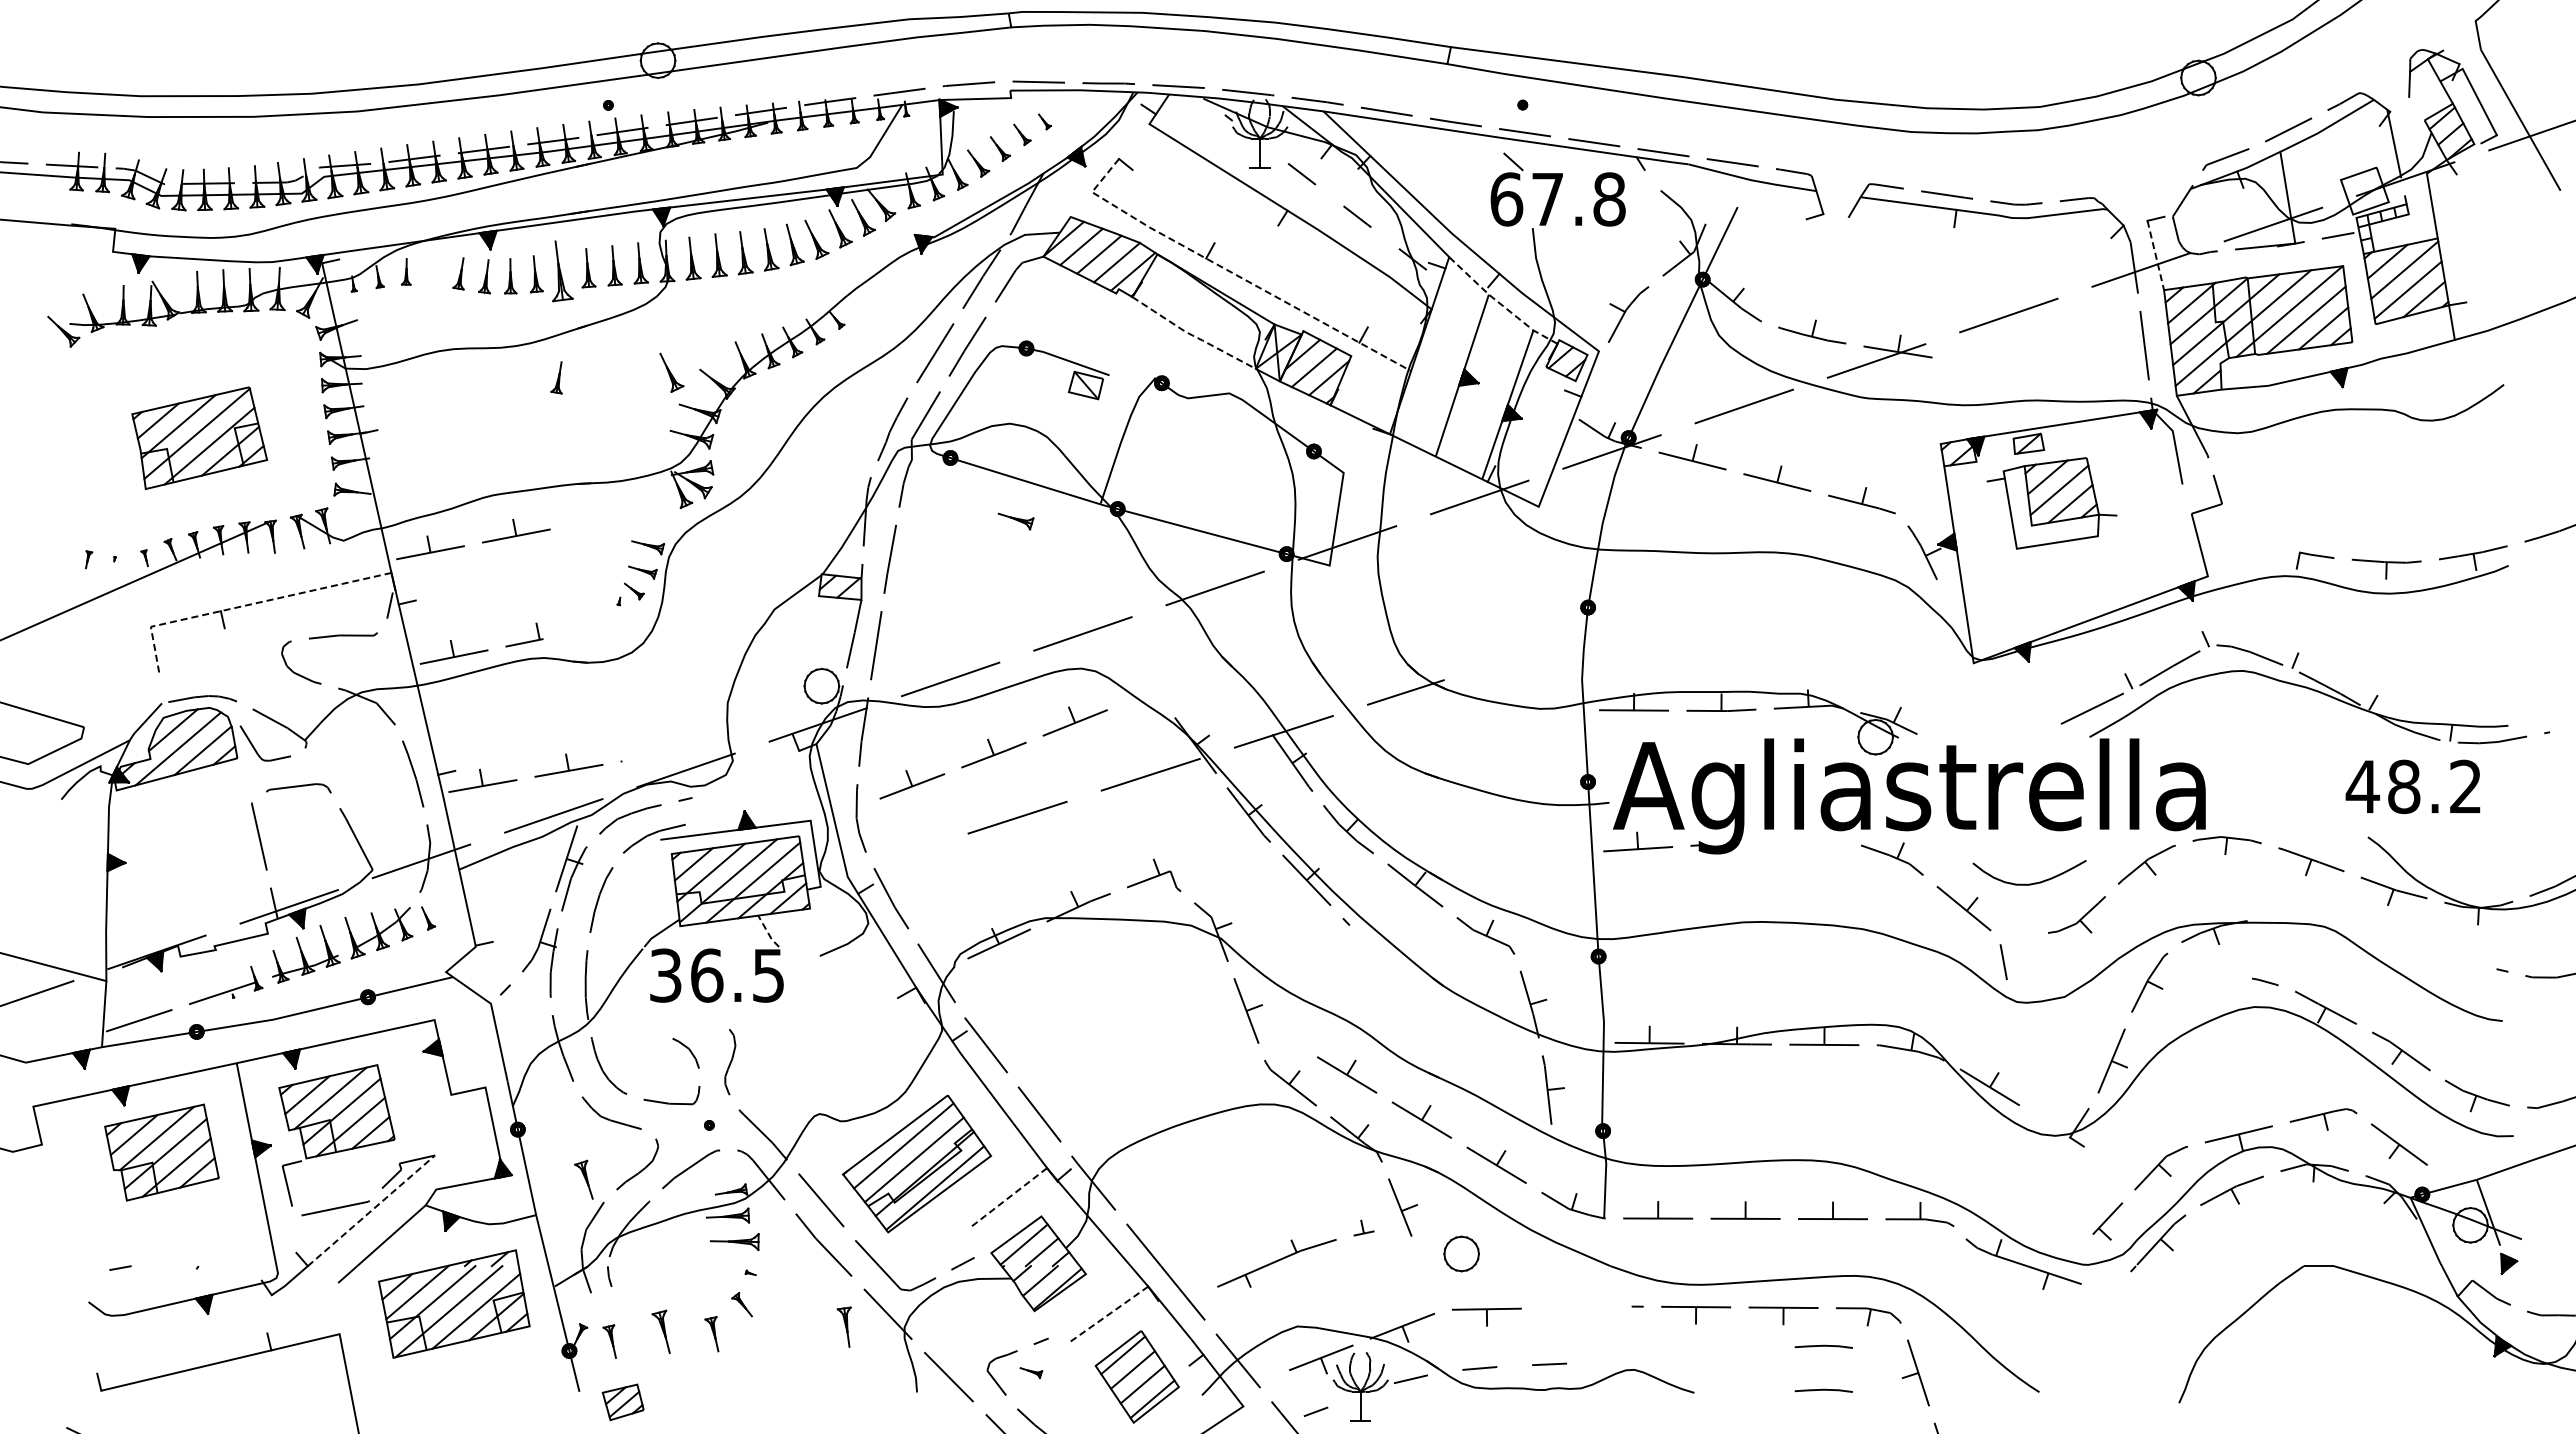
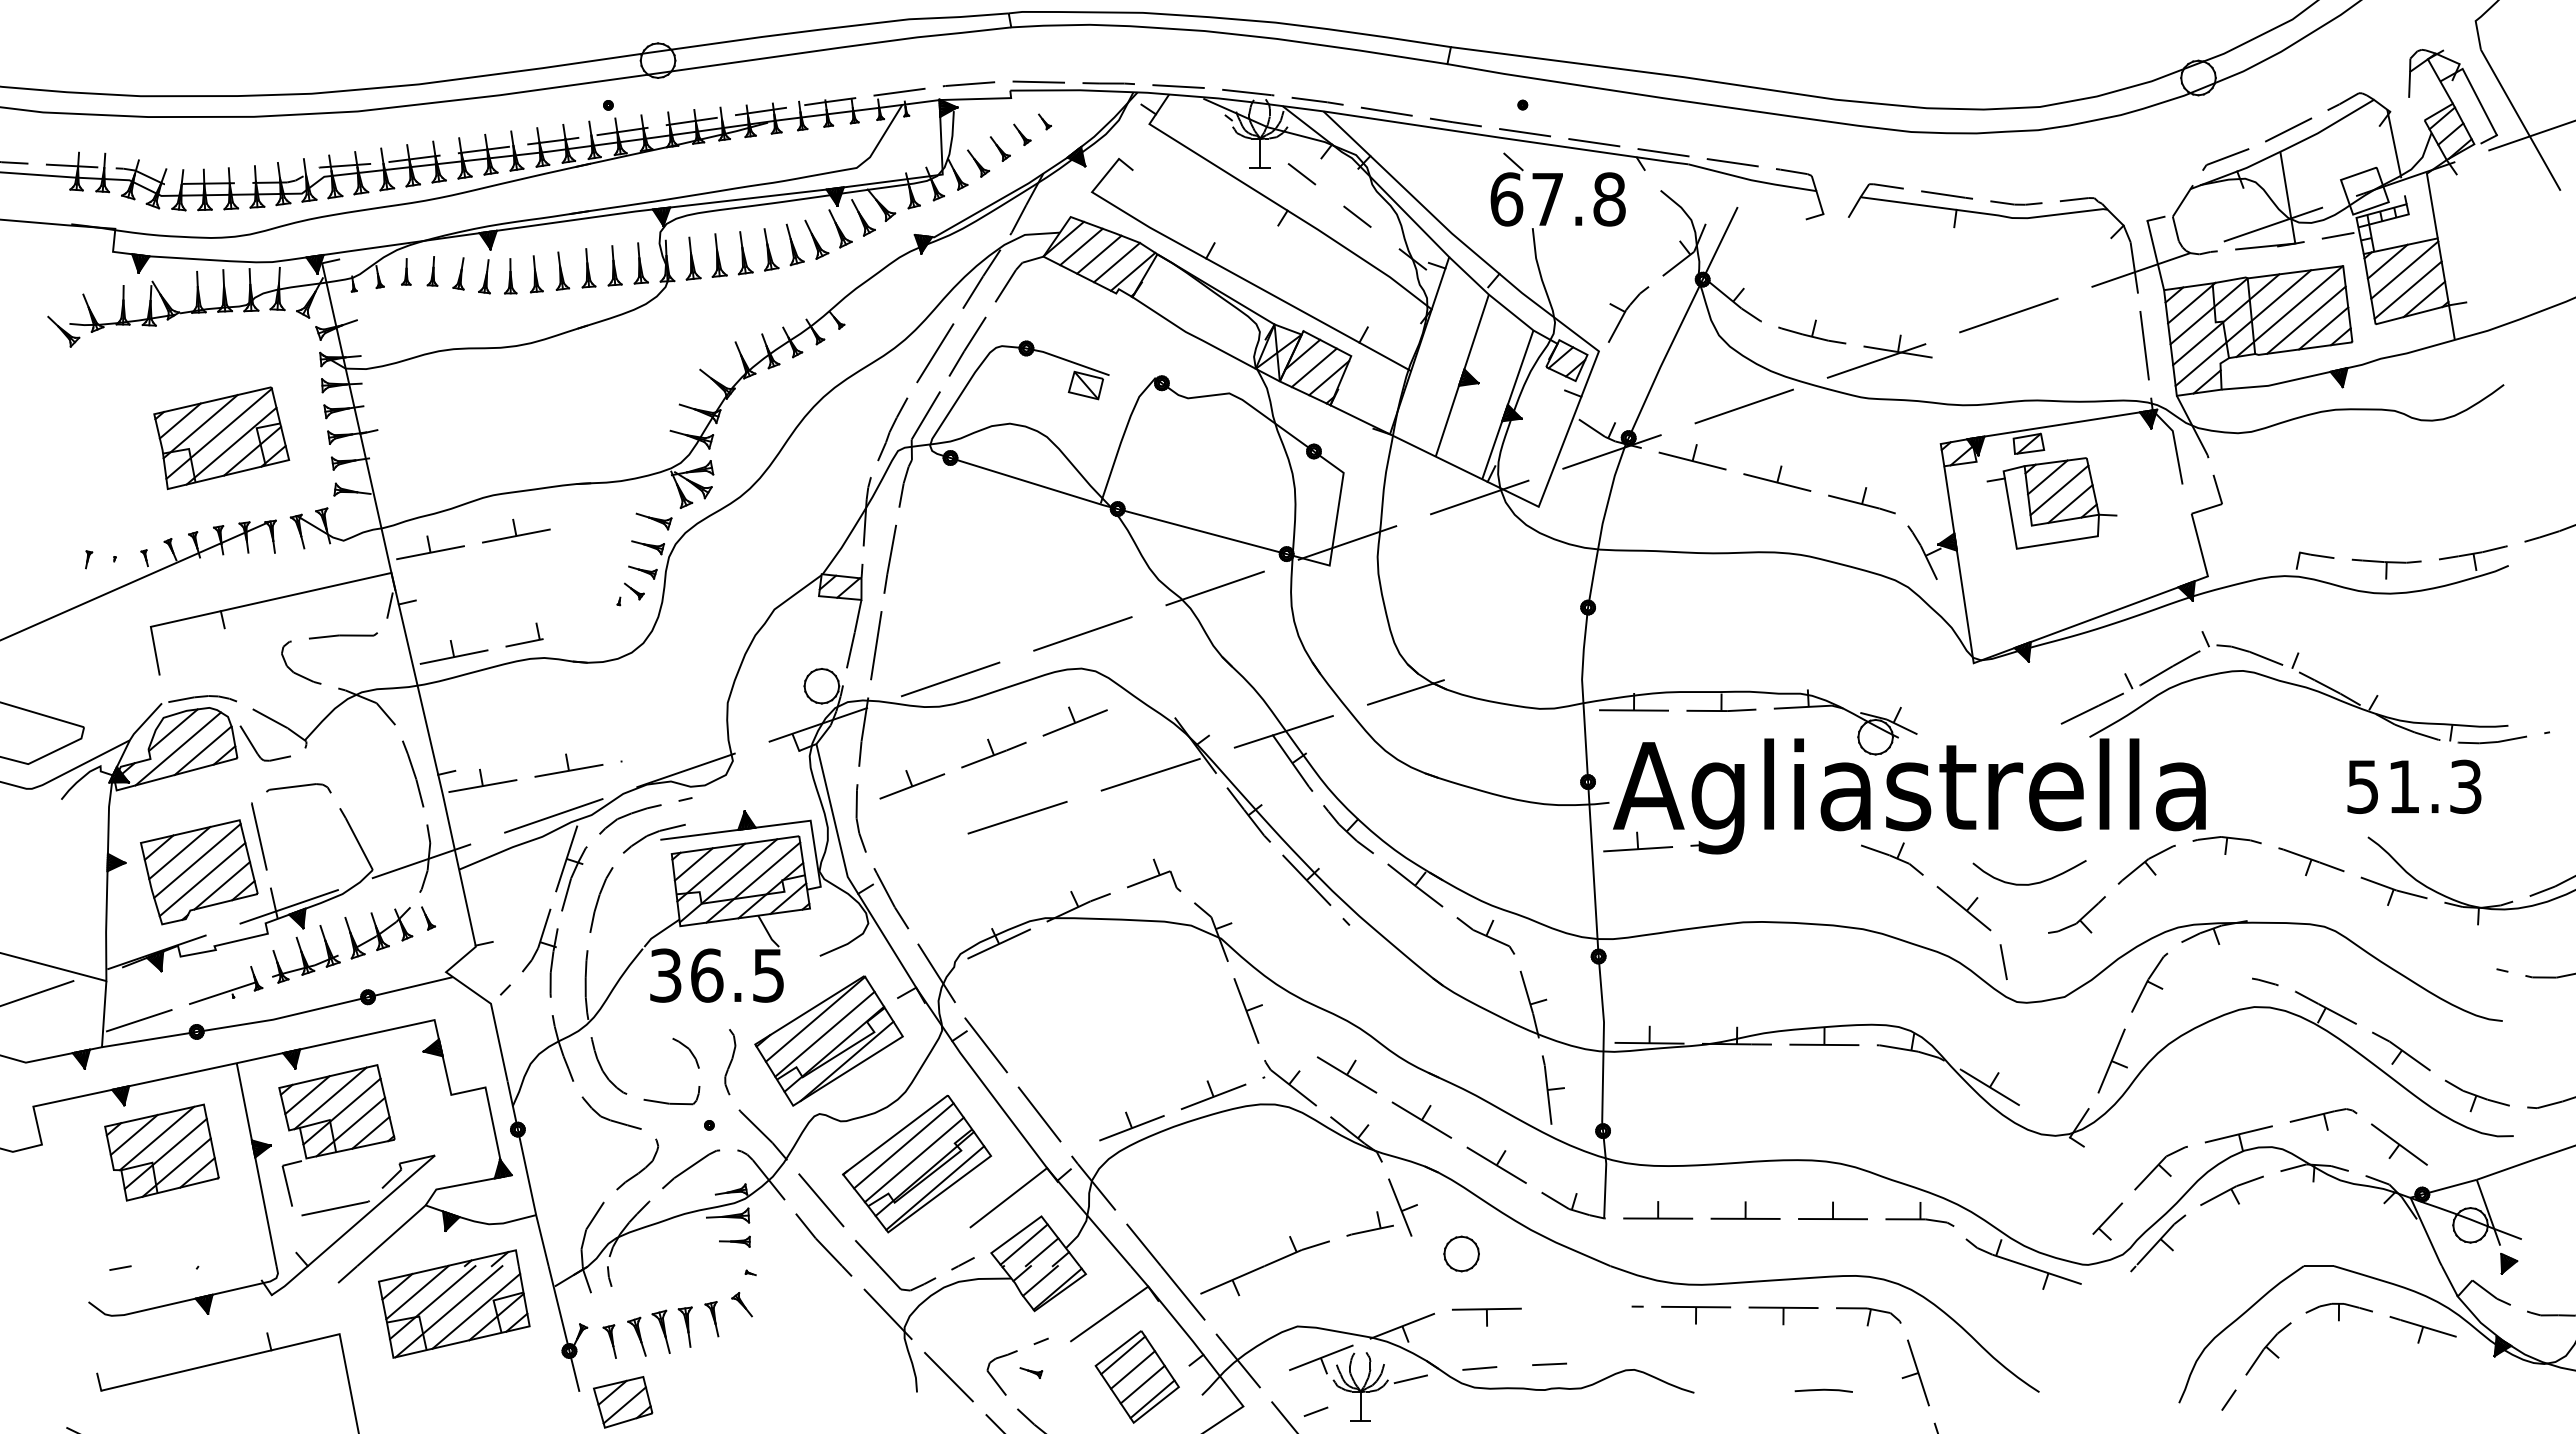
line: dashed -> solid (2155, 255)
part: none -> present (432, 271)
part size: 22x63 px -> 16x40 px (562, 270)
line: dashed -> solid (1231, 272)
line: dashed -> solid (1500, 303)
line: dashed -> solid (1192, 335)
part: present -> none (671, 372)
part: present -> none (556, 377)
part position: (199, 438) -> (221, 438) (221, 438)
part position: (1015, 521) -> (653, 521) (653, 521)
line: dashed -> solid (246, 605)
text: 48.2 -> 51.3 (2413, 786)
part: none -> present (199, 872)
line: dashed -> solid (767, 932)
part: none -> present (828, 1040)
part: none -> present (1182, 1108)
part position: (583, 1179) -> (636, 1336) (636, 1336)
line: dashed -> solid (1008, 1197)
line: dashed -> solid (371, 1210)
part size: 50x18 px -> 32x13 px (734, 1241)
part size: 158x69 px -> 194x86 px (1296, 1253)
line: dashed -> solid (1109, 1314)
part: none -> present (2338, 1321)
part position: (843, 1326) -> (684, 1326) (684, 1326)
part position: (711, 1334) -> (711, 1319) (711, 1319)
line: present -> none (1823, 1346)
part size: 44x39 px -> 61x53 px (623, 1402)
